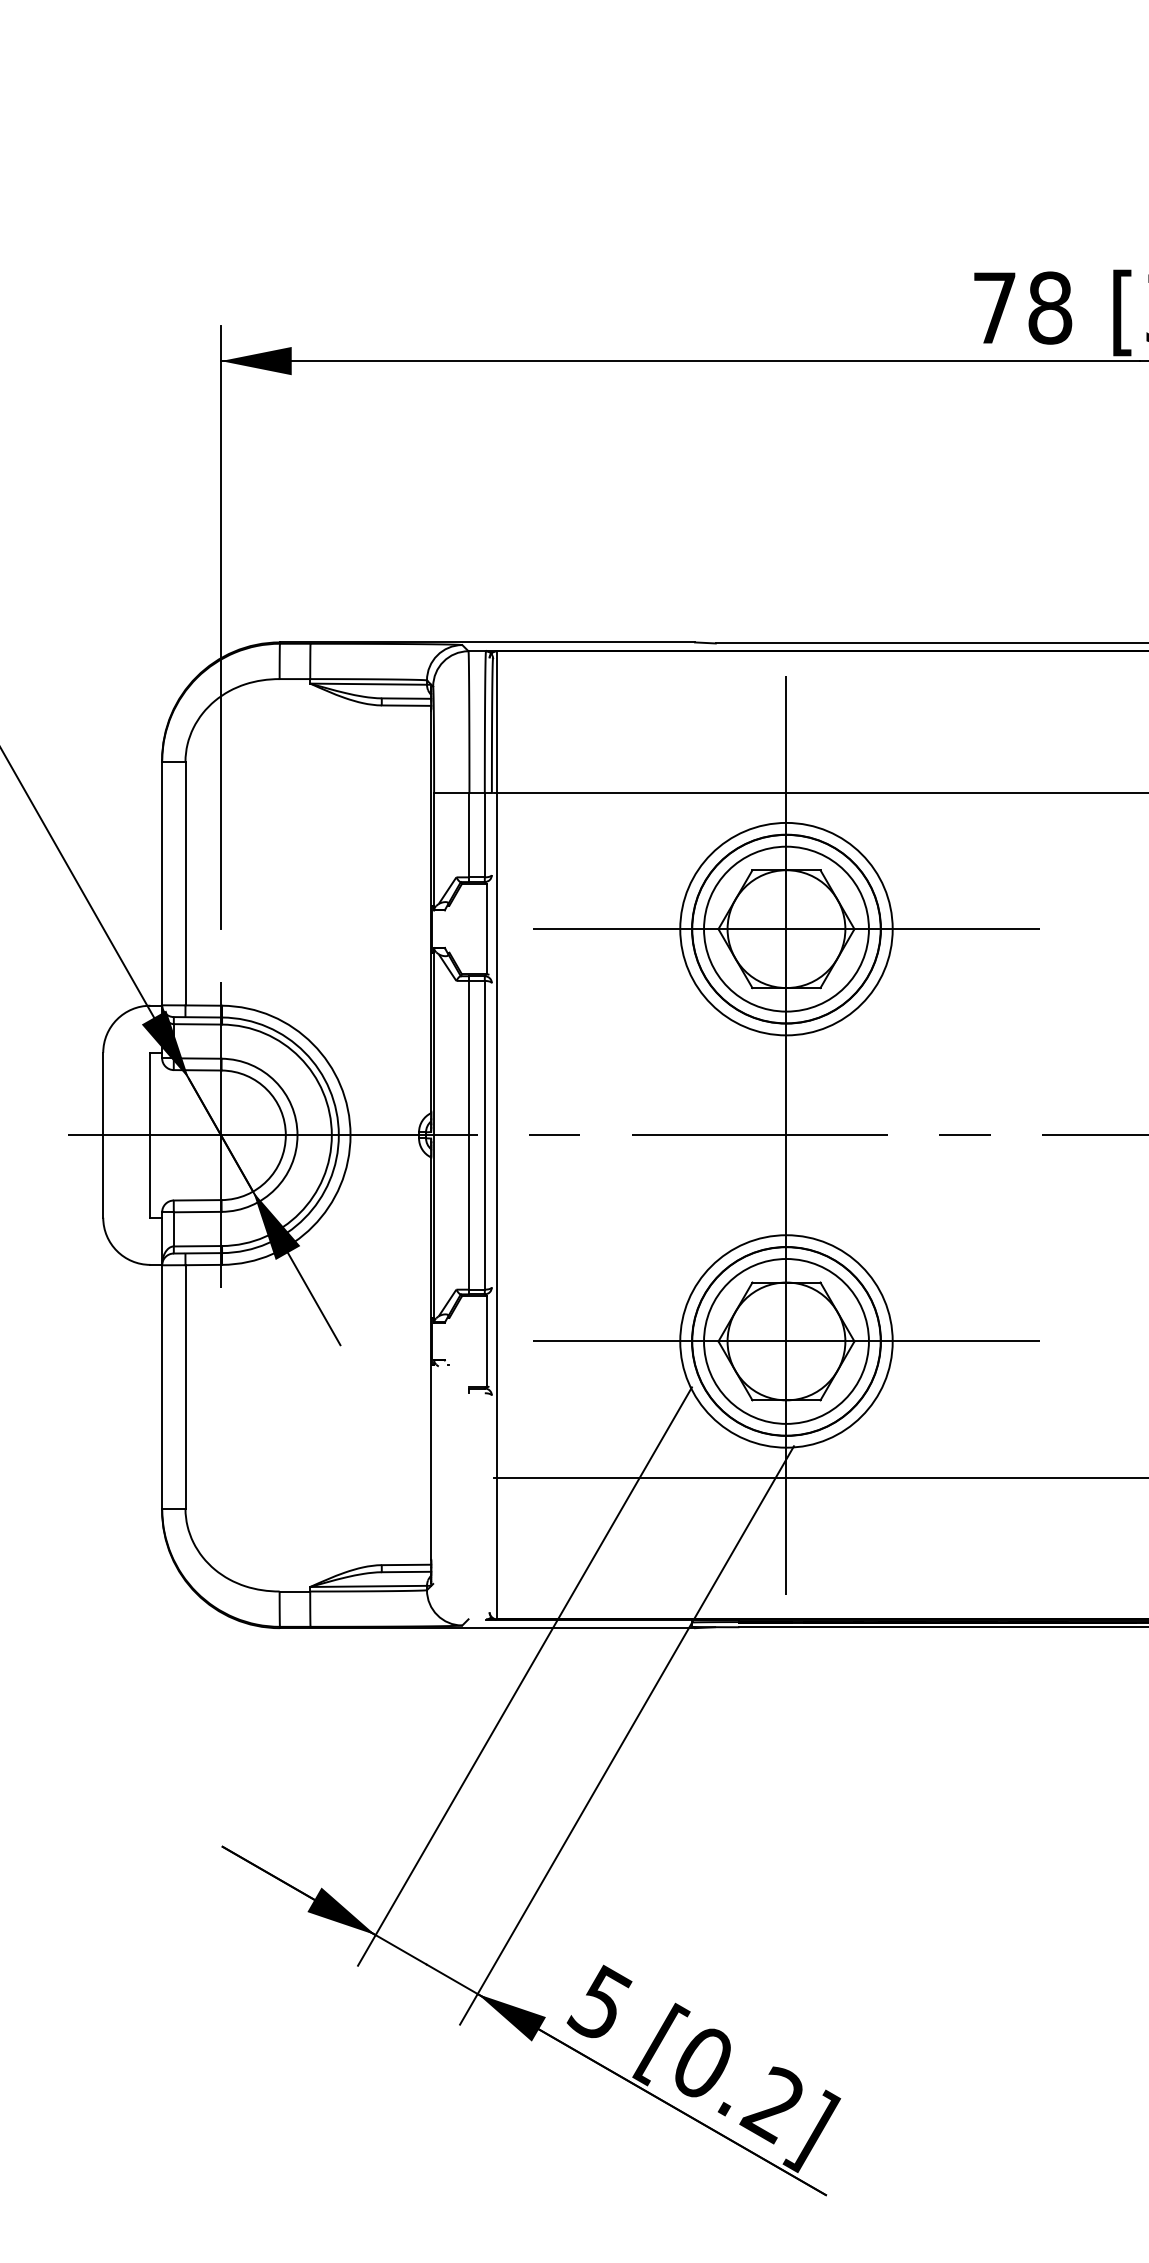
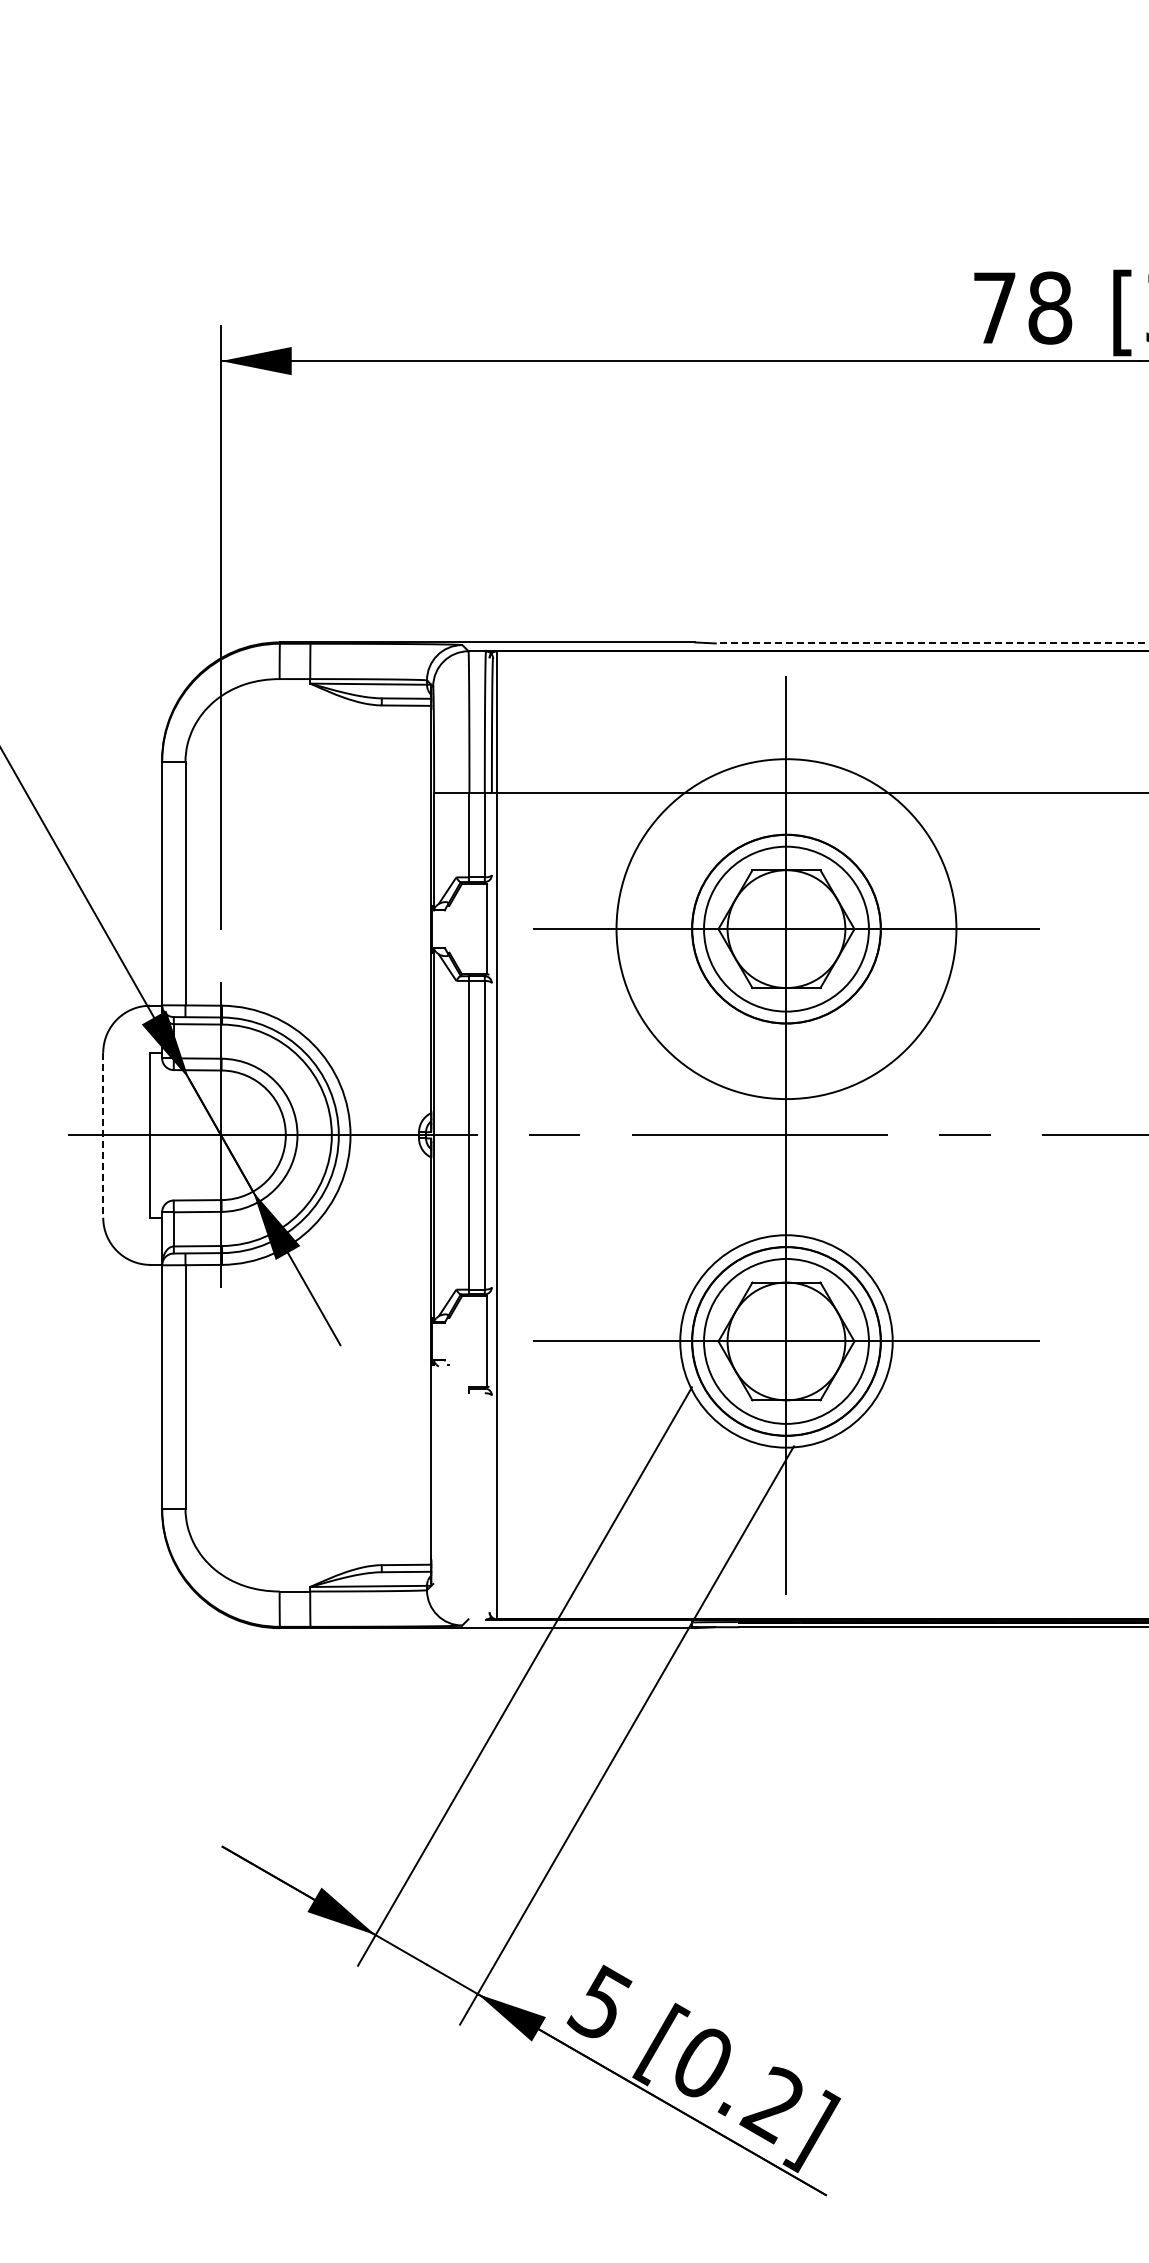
line: solid -> dashed (931, 643)
circle diameter: 212 px -> 340 px (786, 929)
line: solid -> dashed (103, 1135)
line: present -> none (819, 1478)
